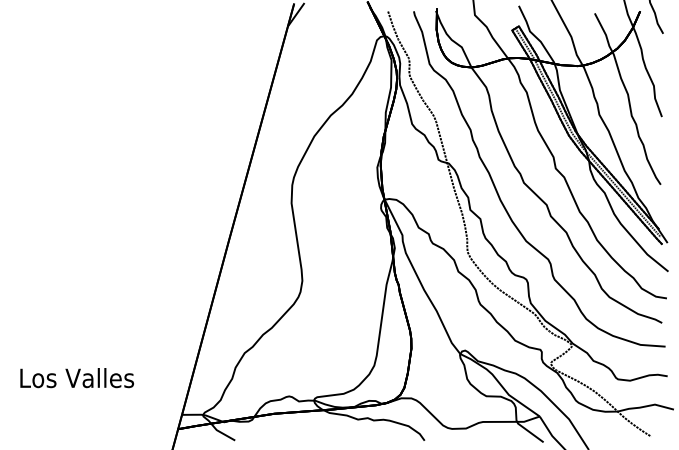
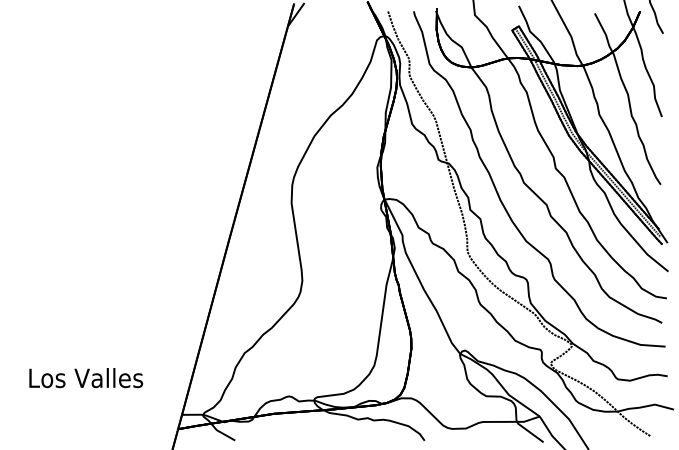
text position: (76, 378) -> (85, 378) (85, 378)
